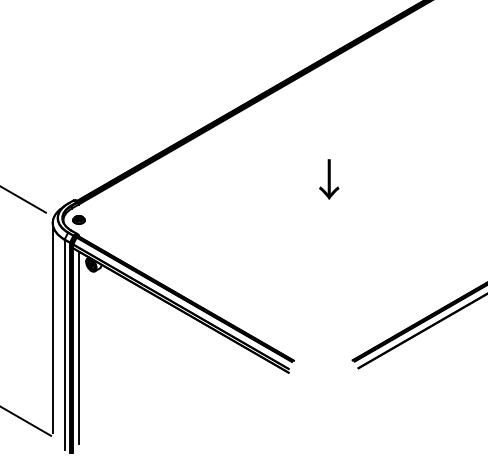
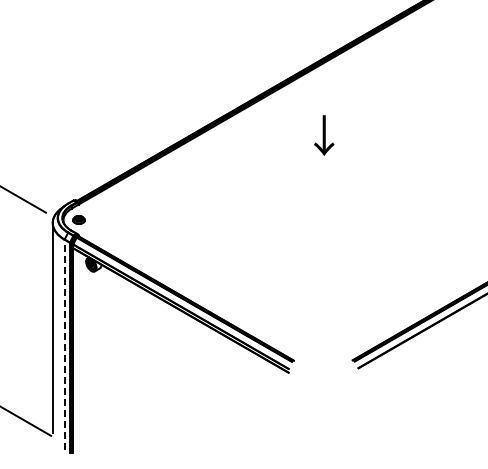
text position: (329, 179) -> (324, 135) (324, 135)
line: solid -> dashed (64, 344)
line: present -> none (79, 347)
